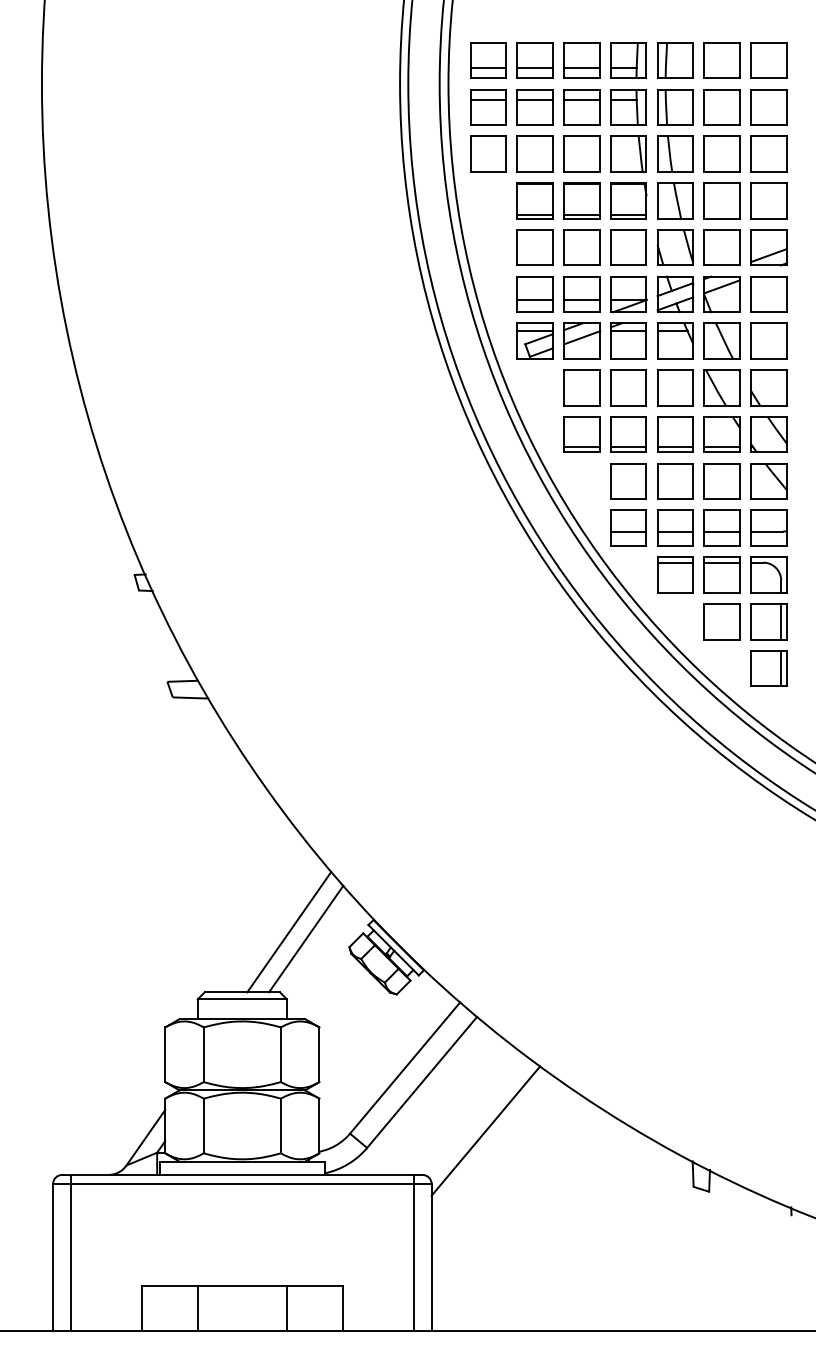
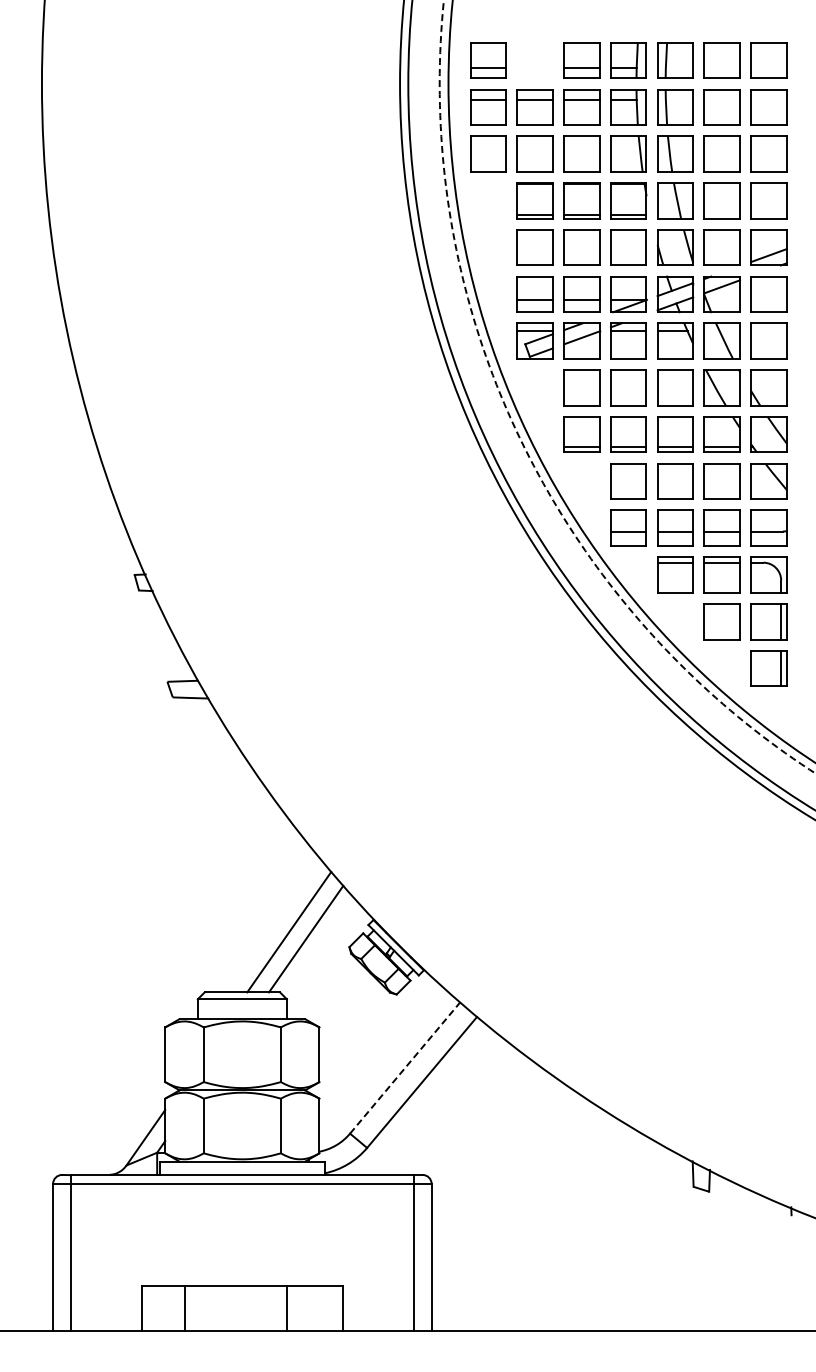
part: present -> none (534, 60)
circle: solid -> dashed (627, 386)
line: solid -> dashed (405, 1068)
line: present -> none (485, 1130)
line position: (197, 1308) -> (184, 1308) (184, 1308)
